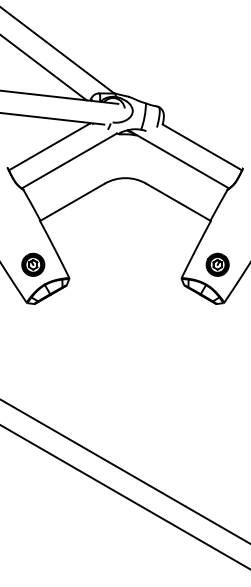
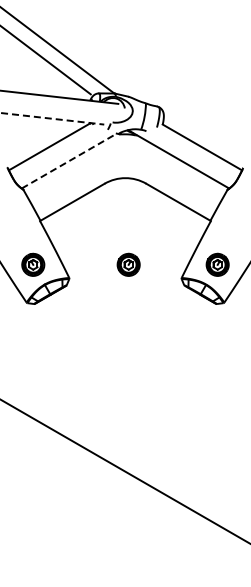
line position: (44, 68) -> (46, 60) (46, 60)
line: solid -> dashed (52, 118)
line: solid -> dashed (69, 161)
part: none -> present (128, 264)
line: present -> none (124, 496)
